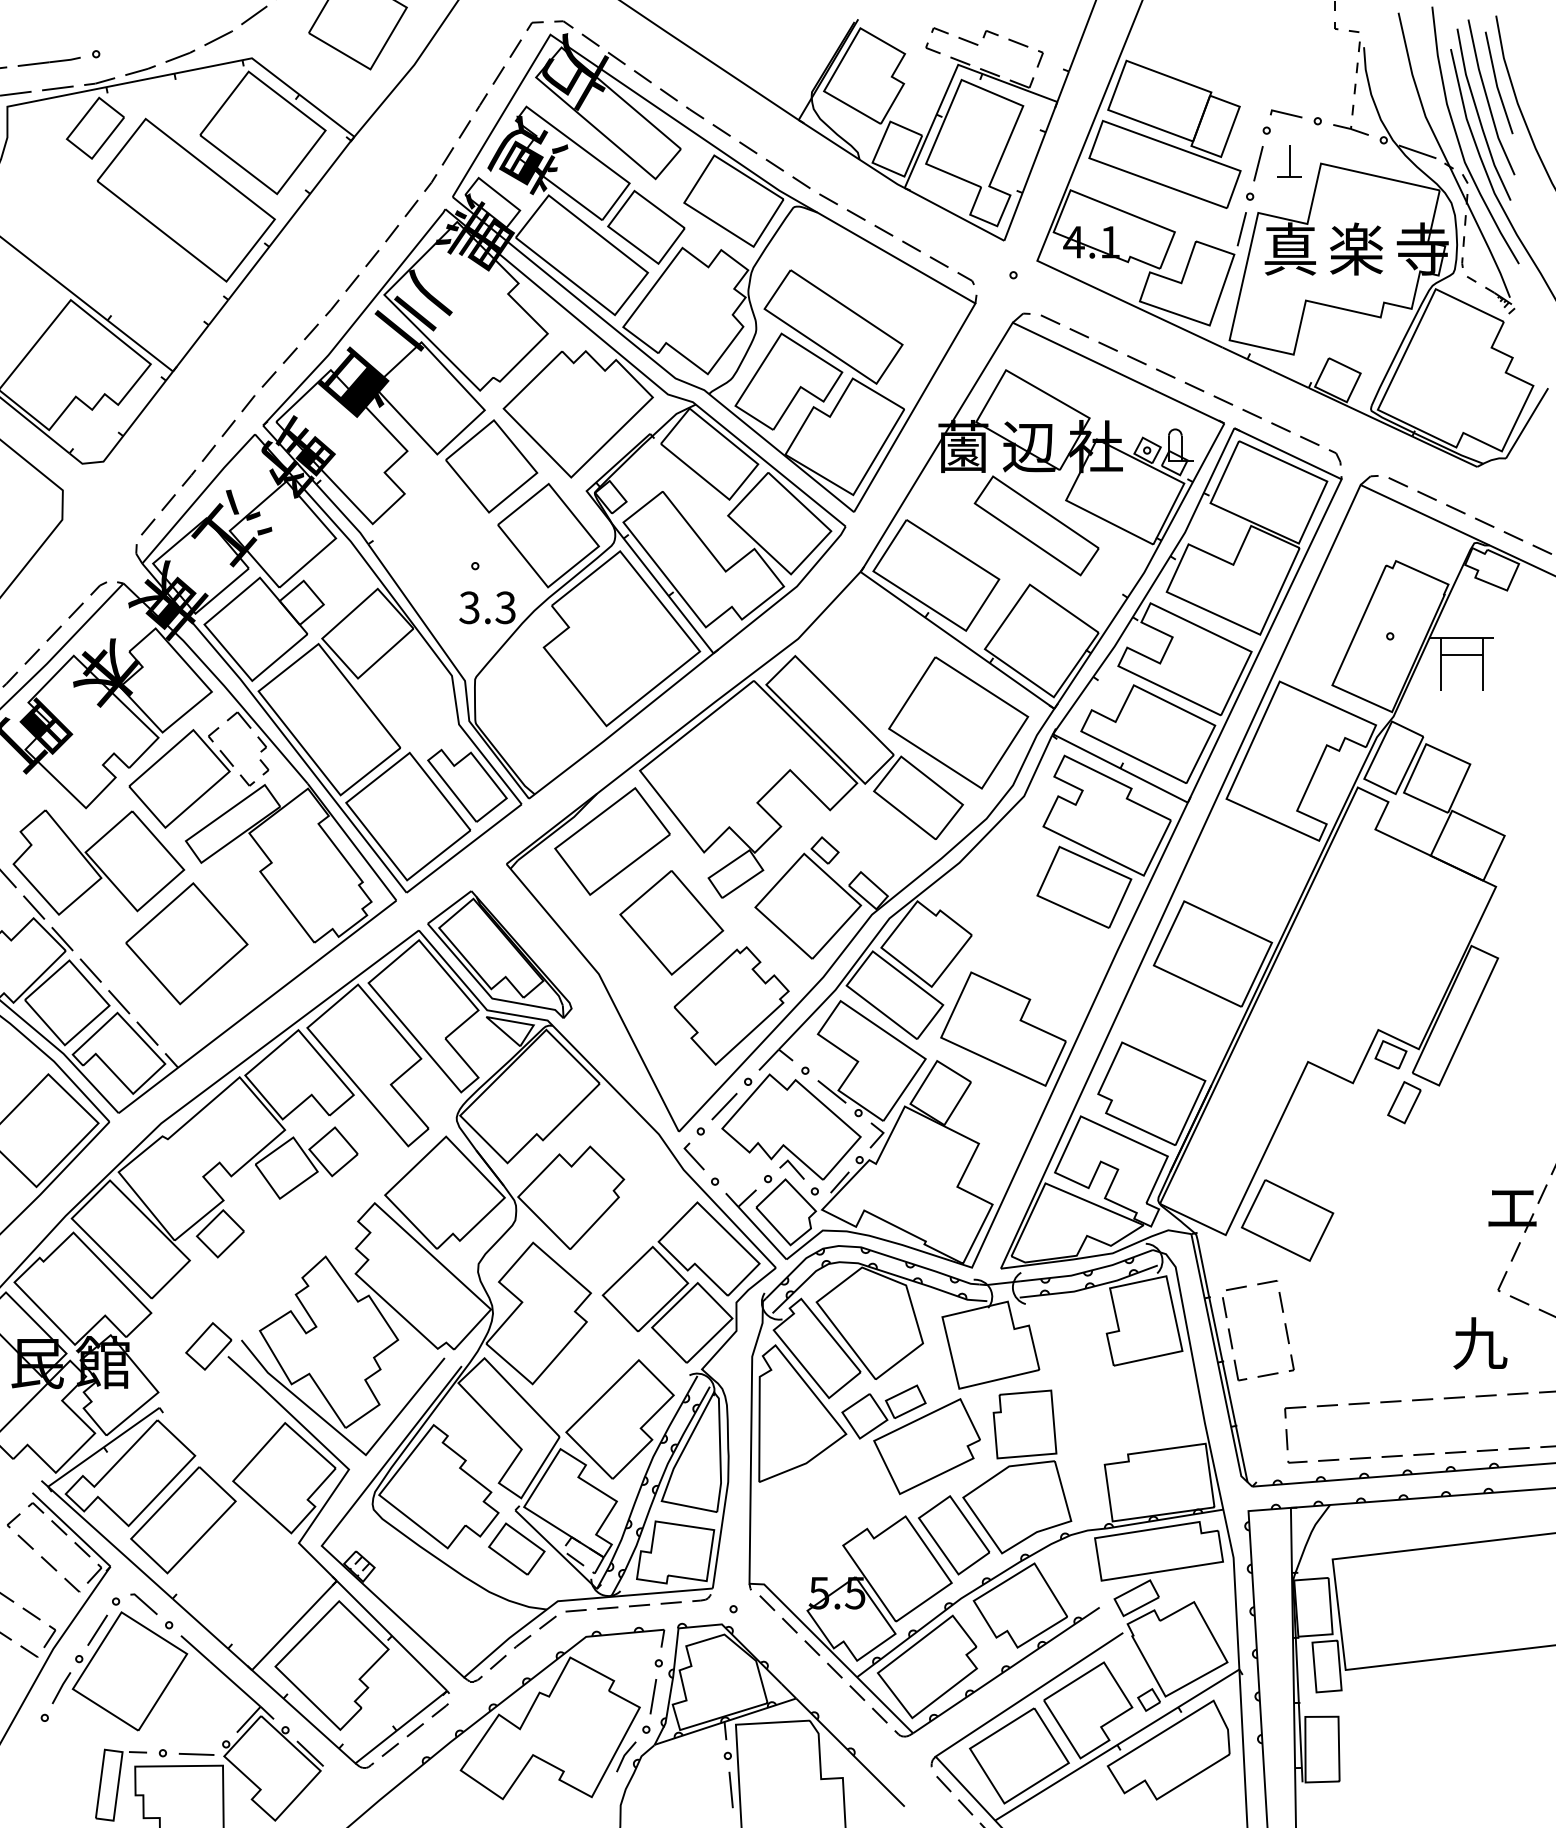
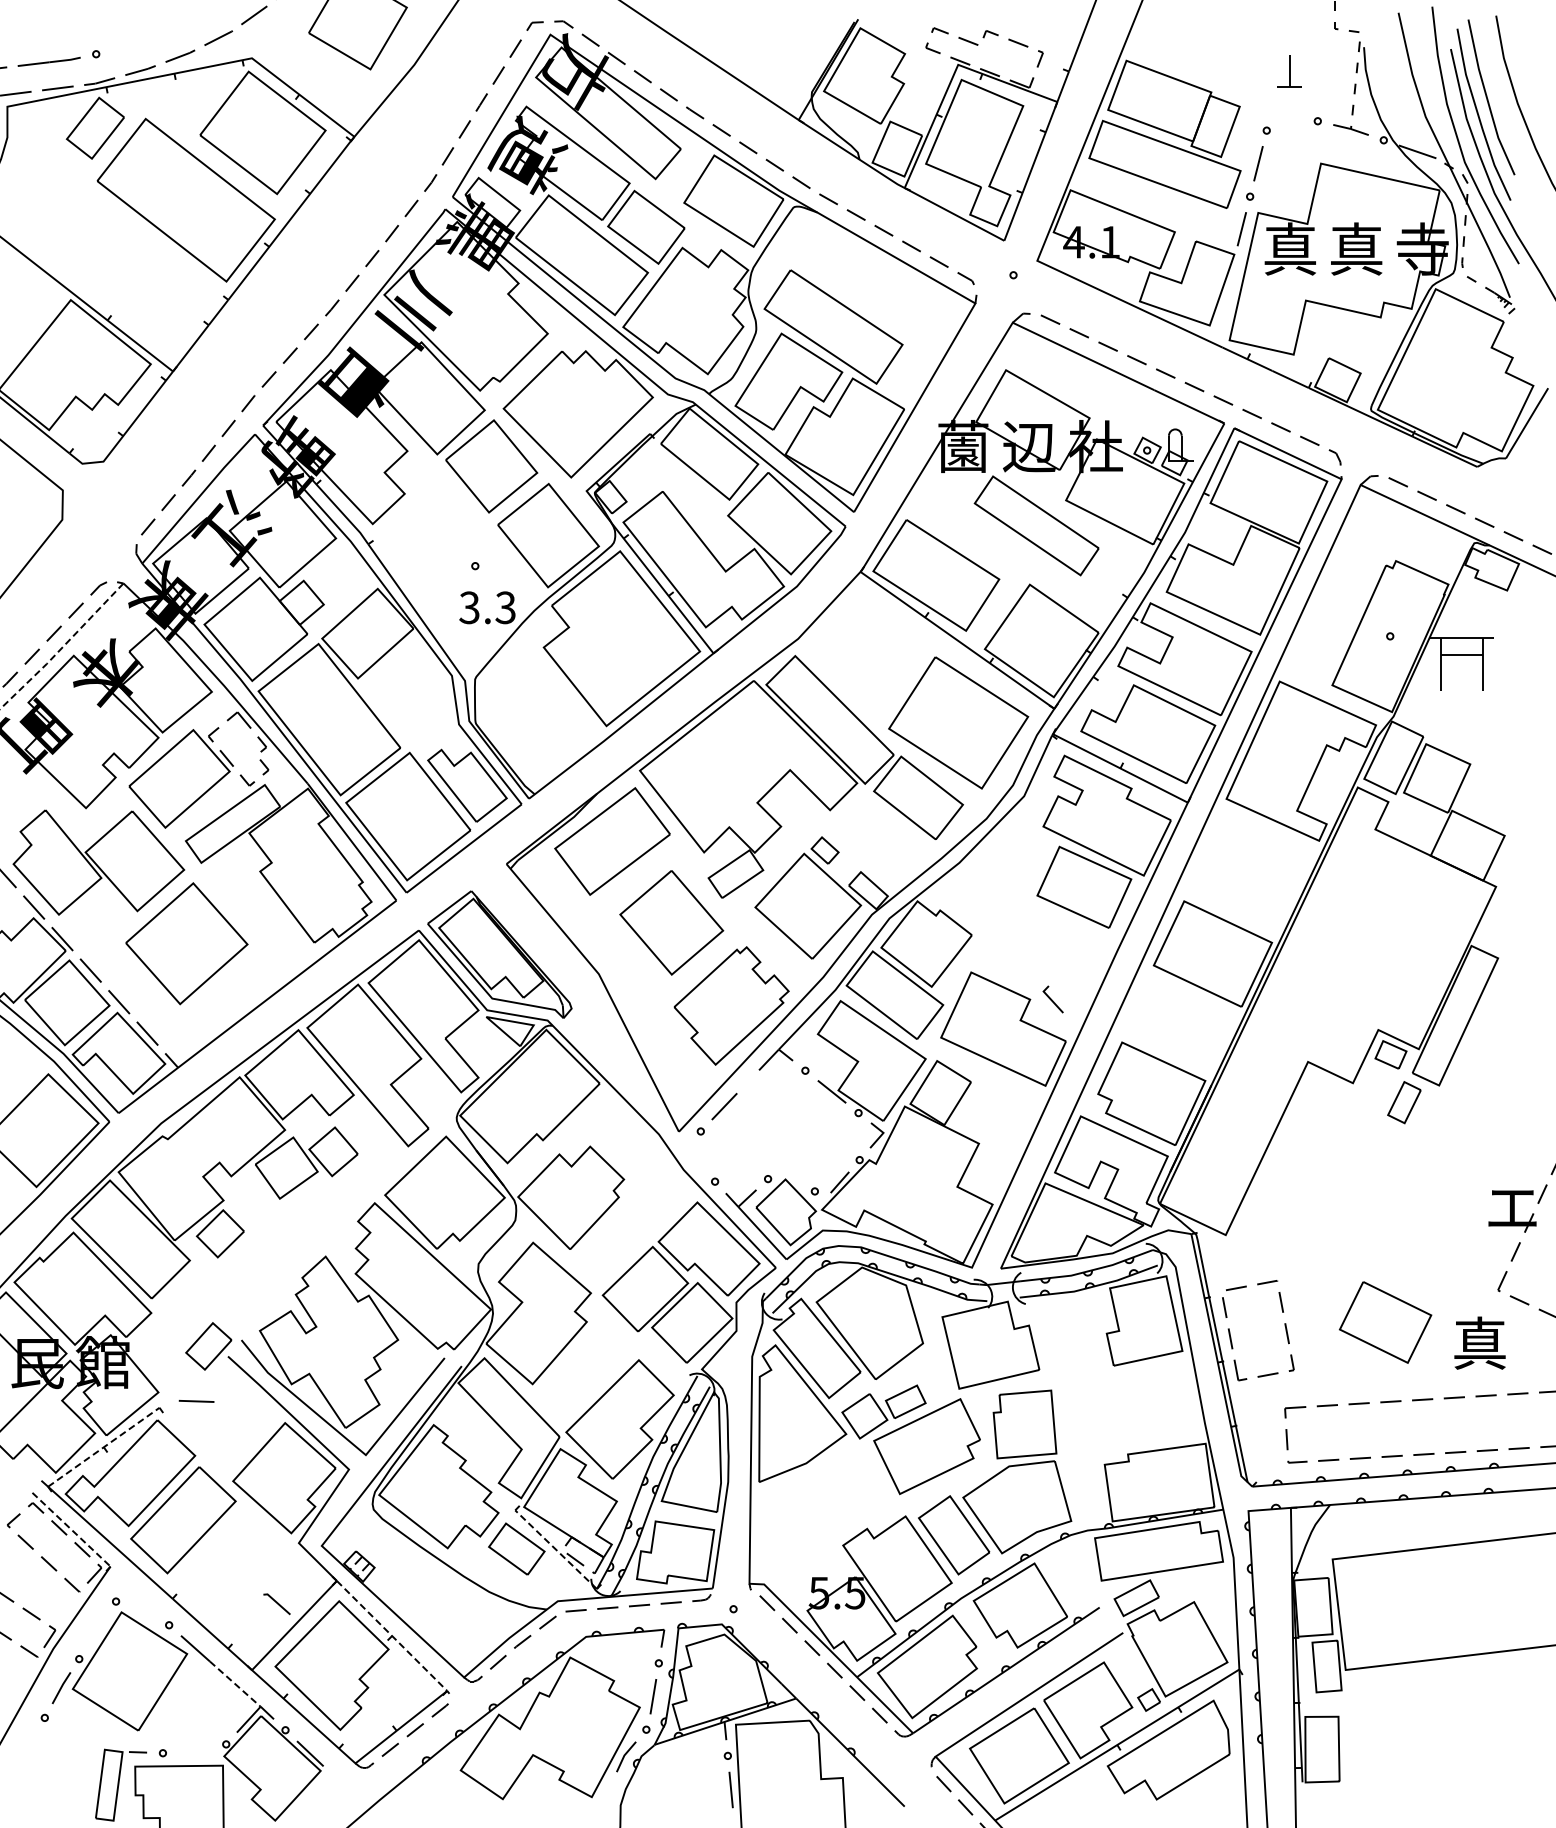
line: present -> none (1497, 82)
line: present -> none (1286, 113)
part position: (1289, 161) -> (1289, 71) (1289, 71)
text: 楽 -> 真 (1356, 248)
line: solid -> dashed (62, 647)
part: present -> none (791, 1126)
line position: (693, 1156) -> (1052, 999) (1052, 999)
part position: (1287, 1220) -> (1385, 1322) (1385, 1322)
text: 九 -> 真 (1480, 1342)
line: solid -> dashed (104, 1446)
line: solid -> dashed (71, 1529)
line: solid -> dashed (556, 1549)
line position: (143, 1603) -> (276, 1603) (276, 1603)
line: present -> none (97, 1629)
line: solid -> dashed (392, 1635)
line: solid -> dashed (235, 1684)
line position: (196, 1754) -> (196, 1401) (196, 1401)
